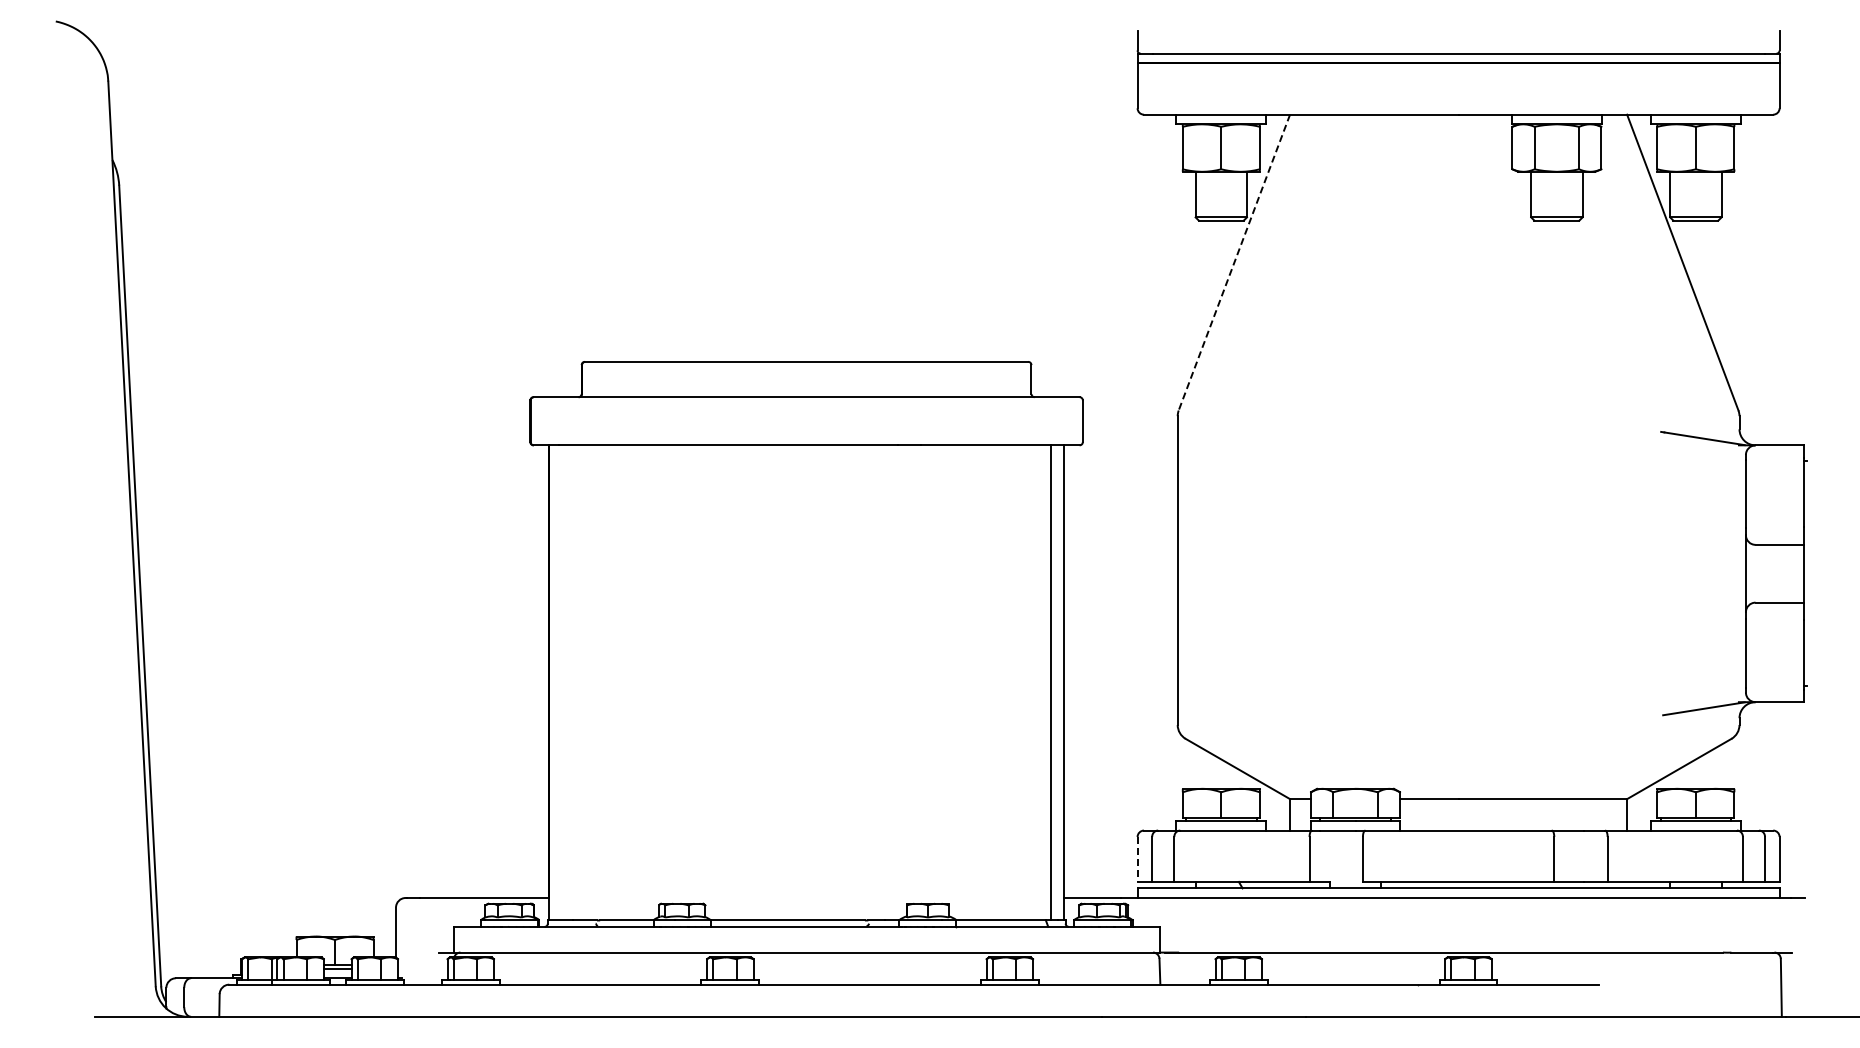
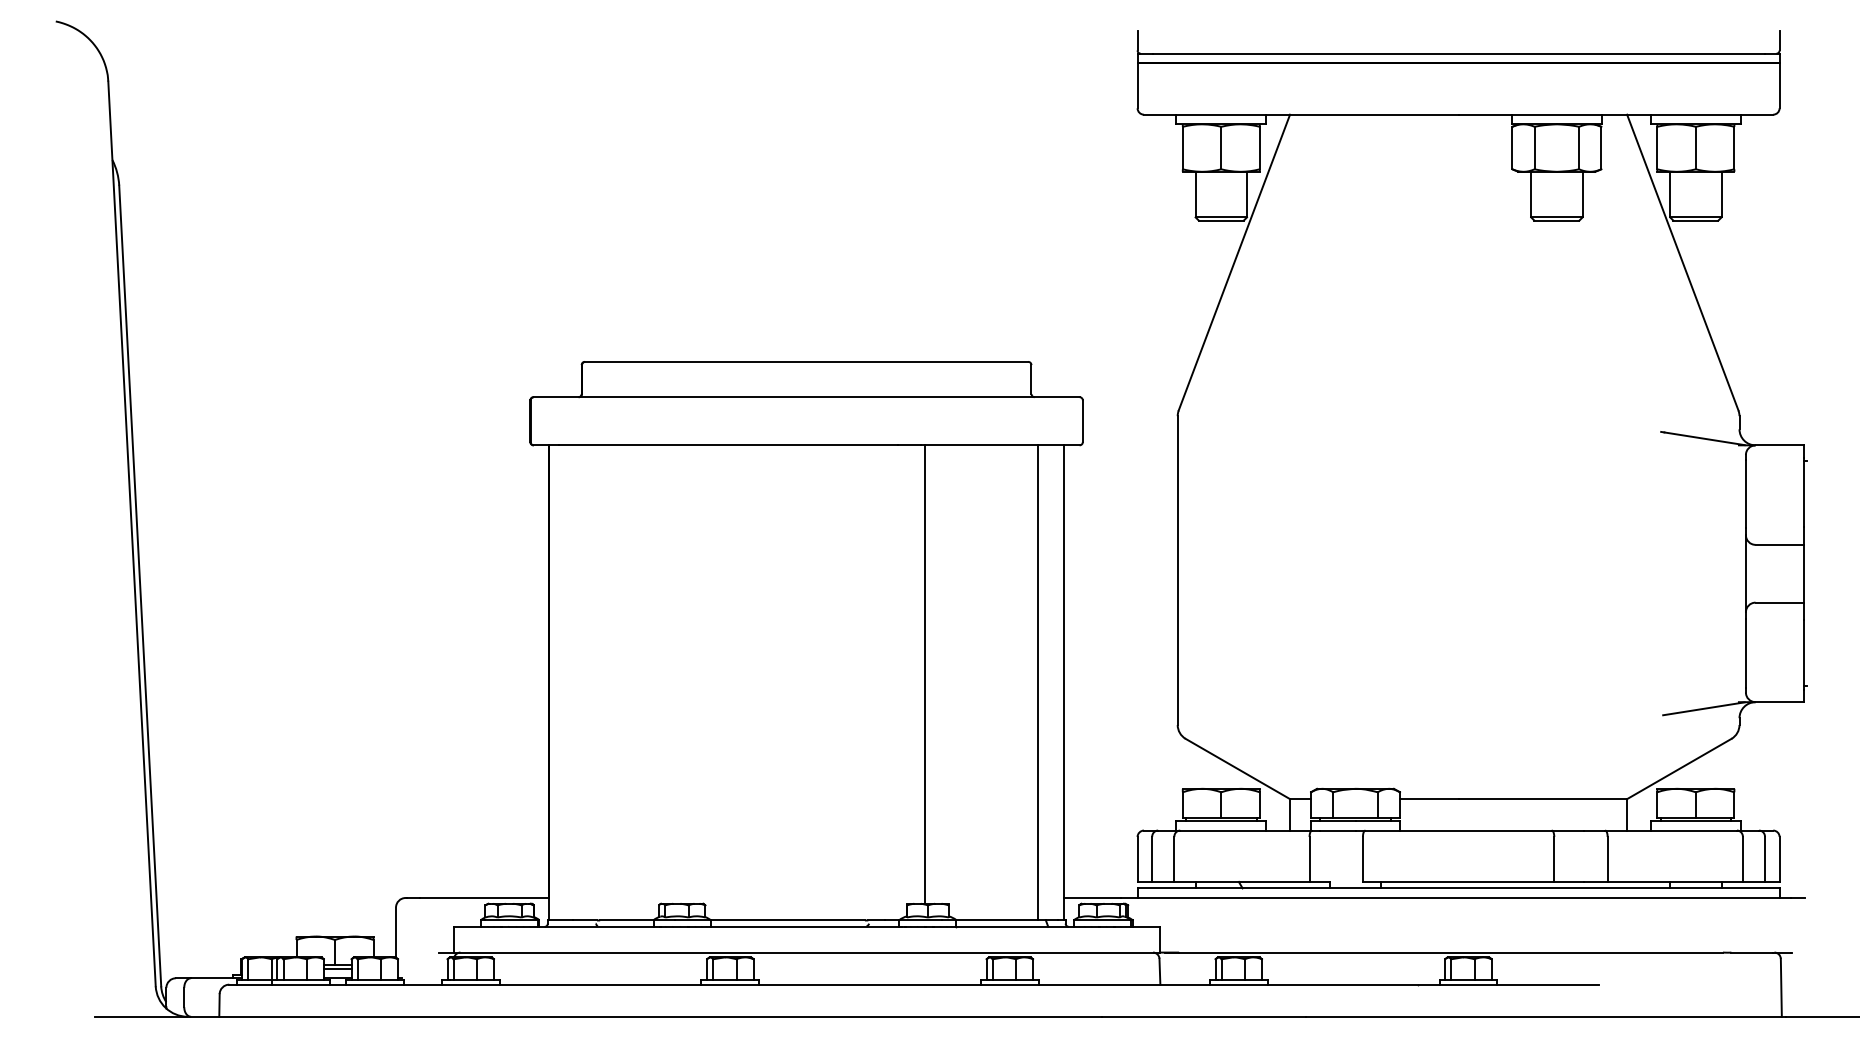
line: dashed -> solid (1234, 263)
line: none -> present (924, 674)
line position: (1050, 682) -> (1037, 682) (1037, 682)
line: dashed -> solid (1137, 859)
